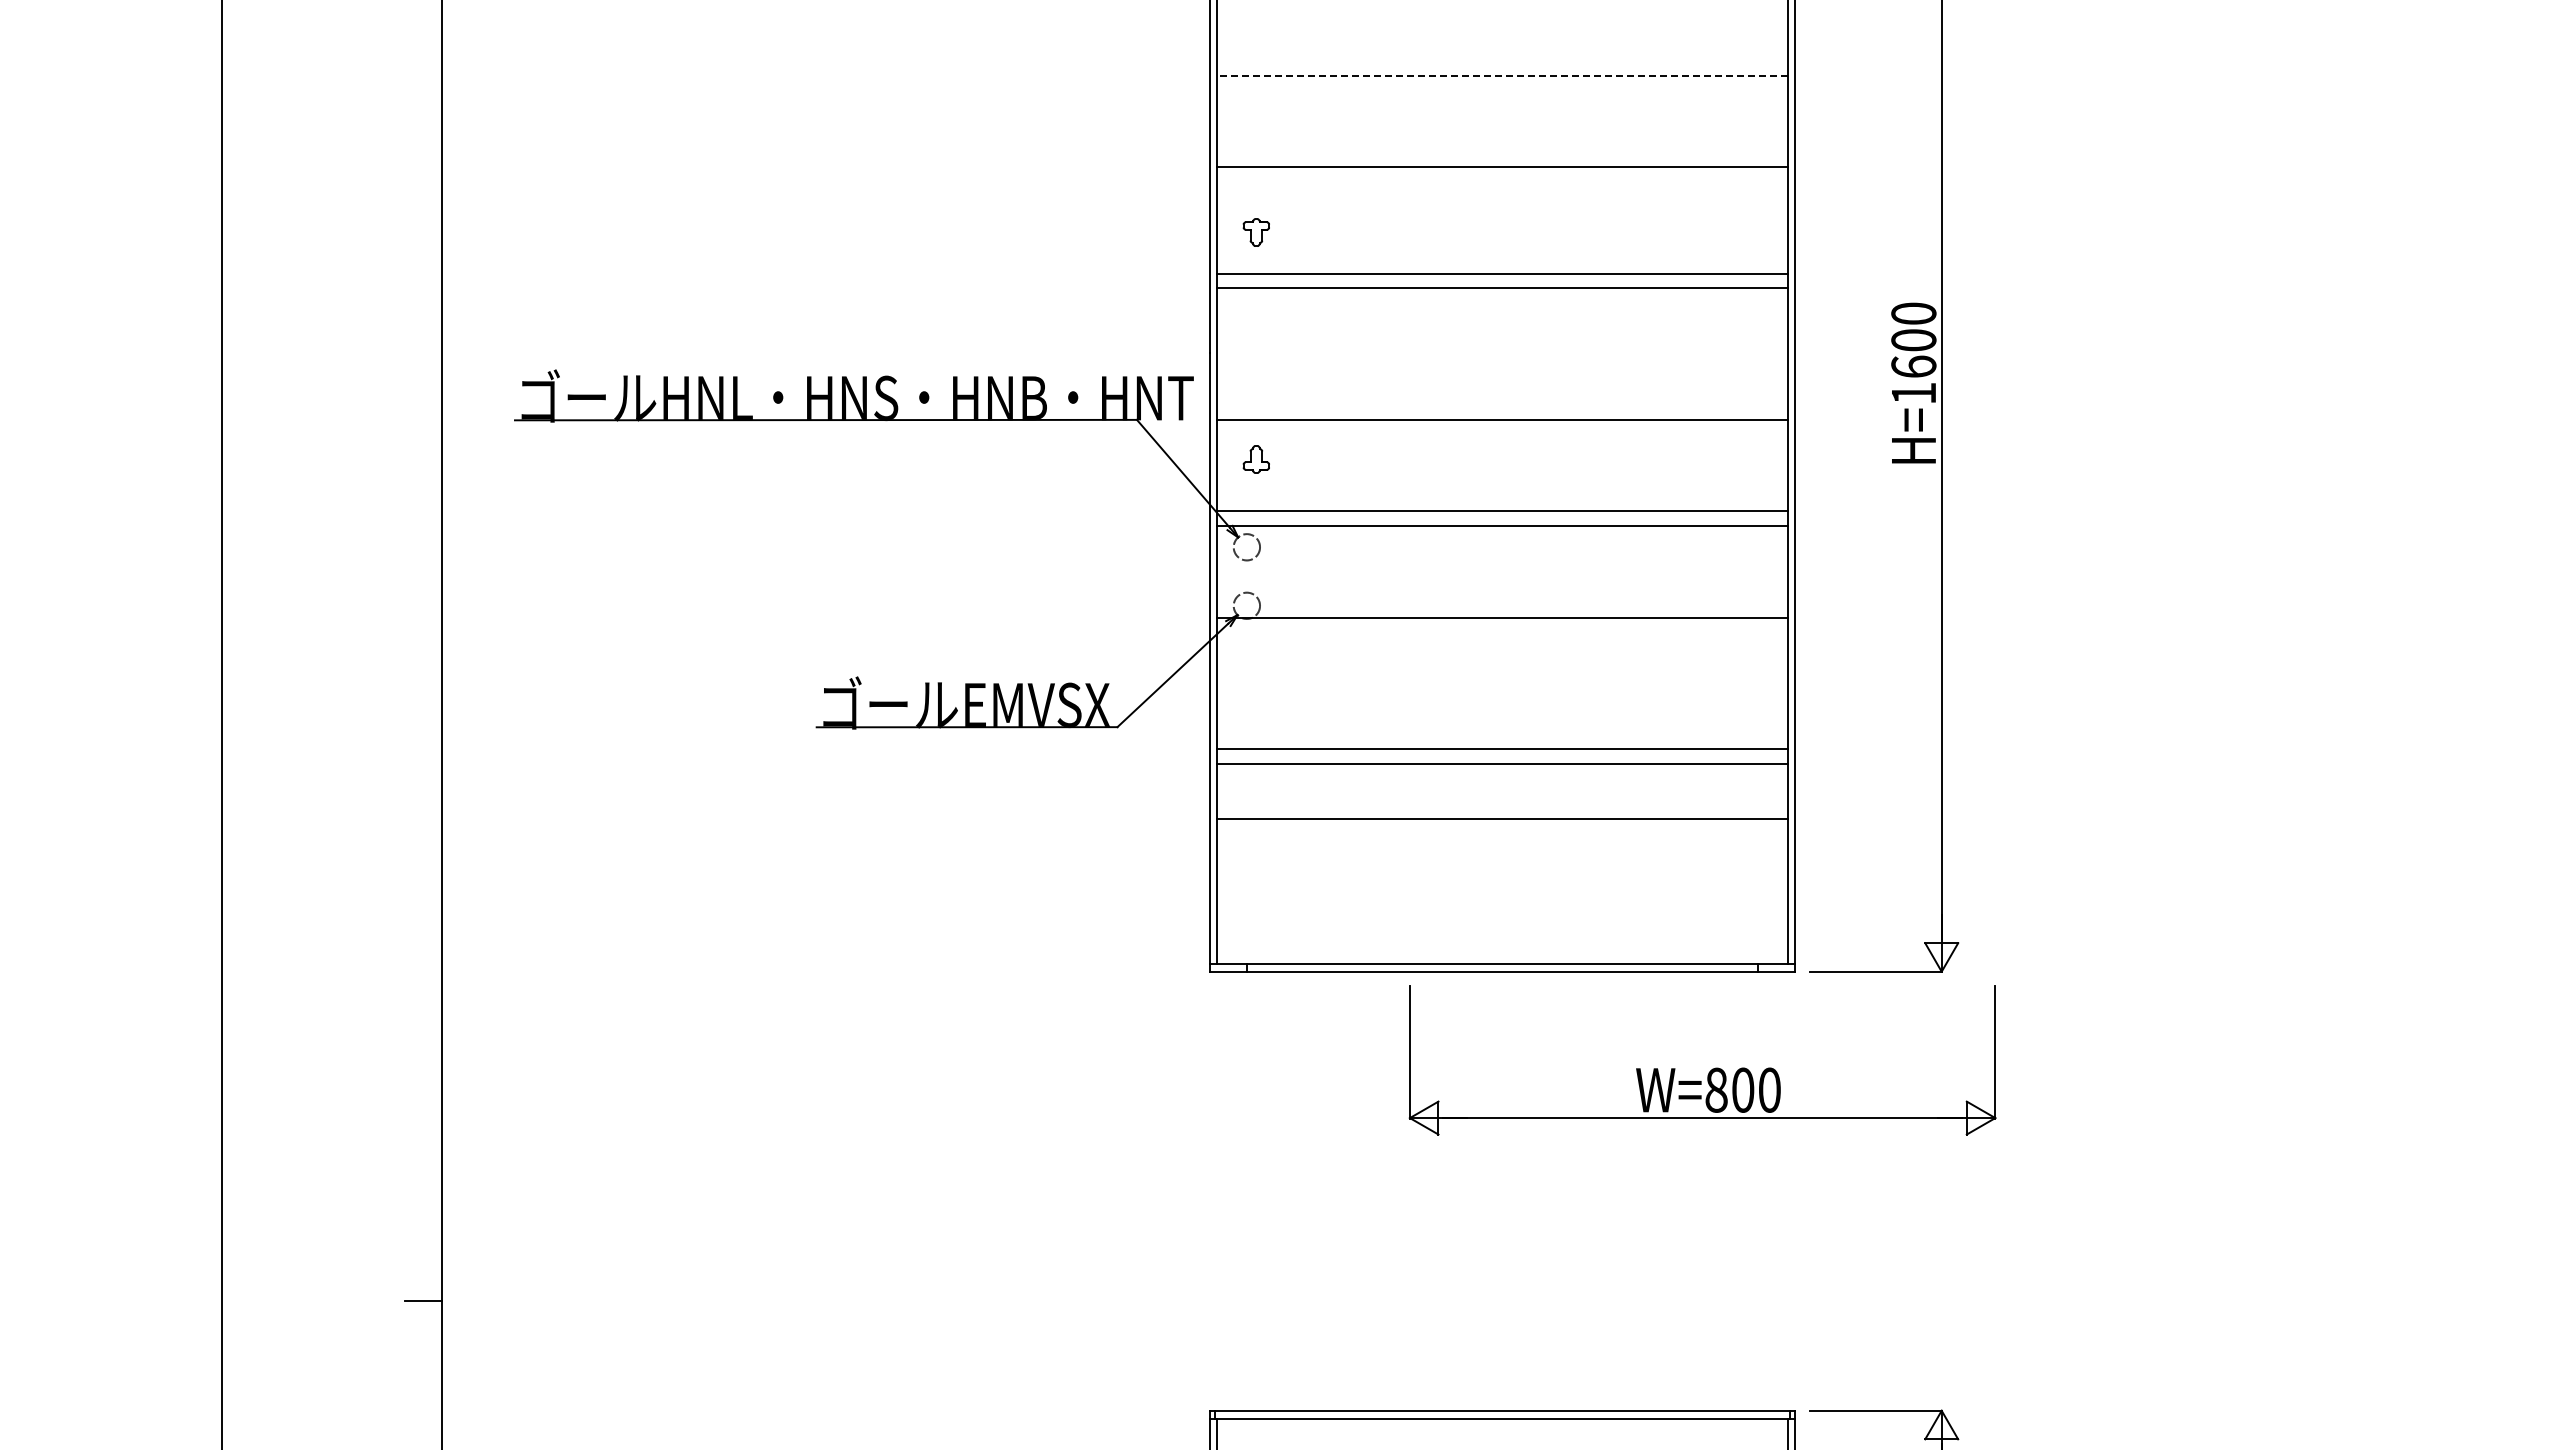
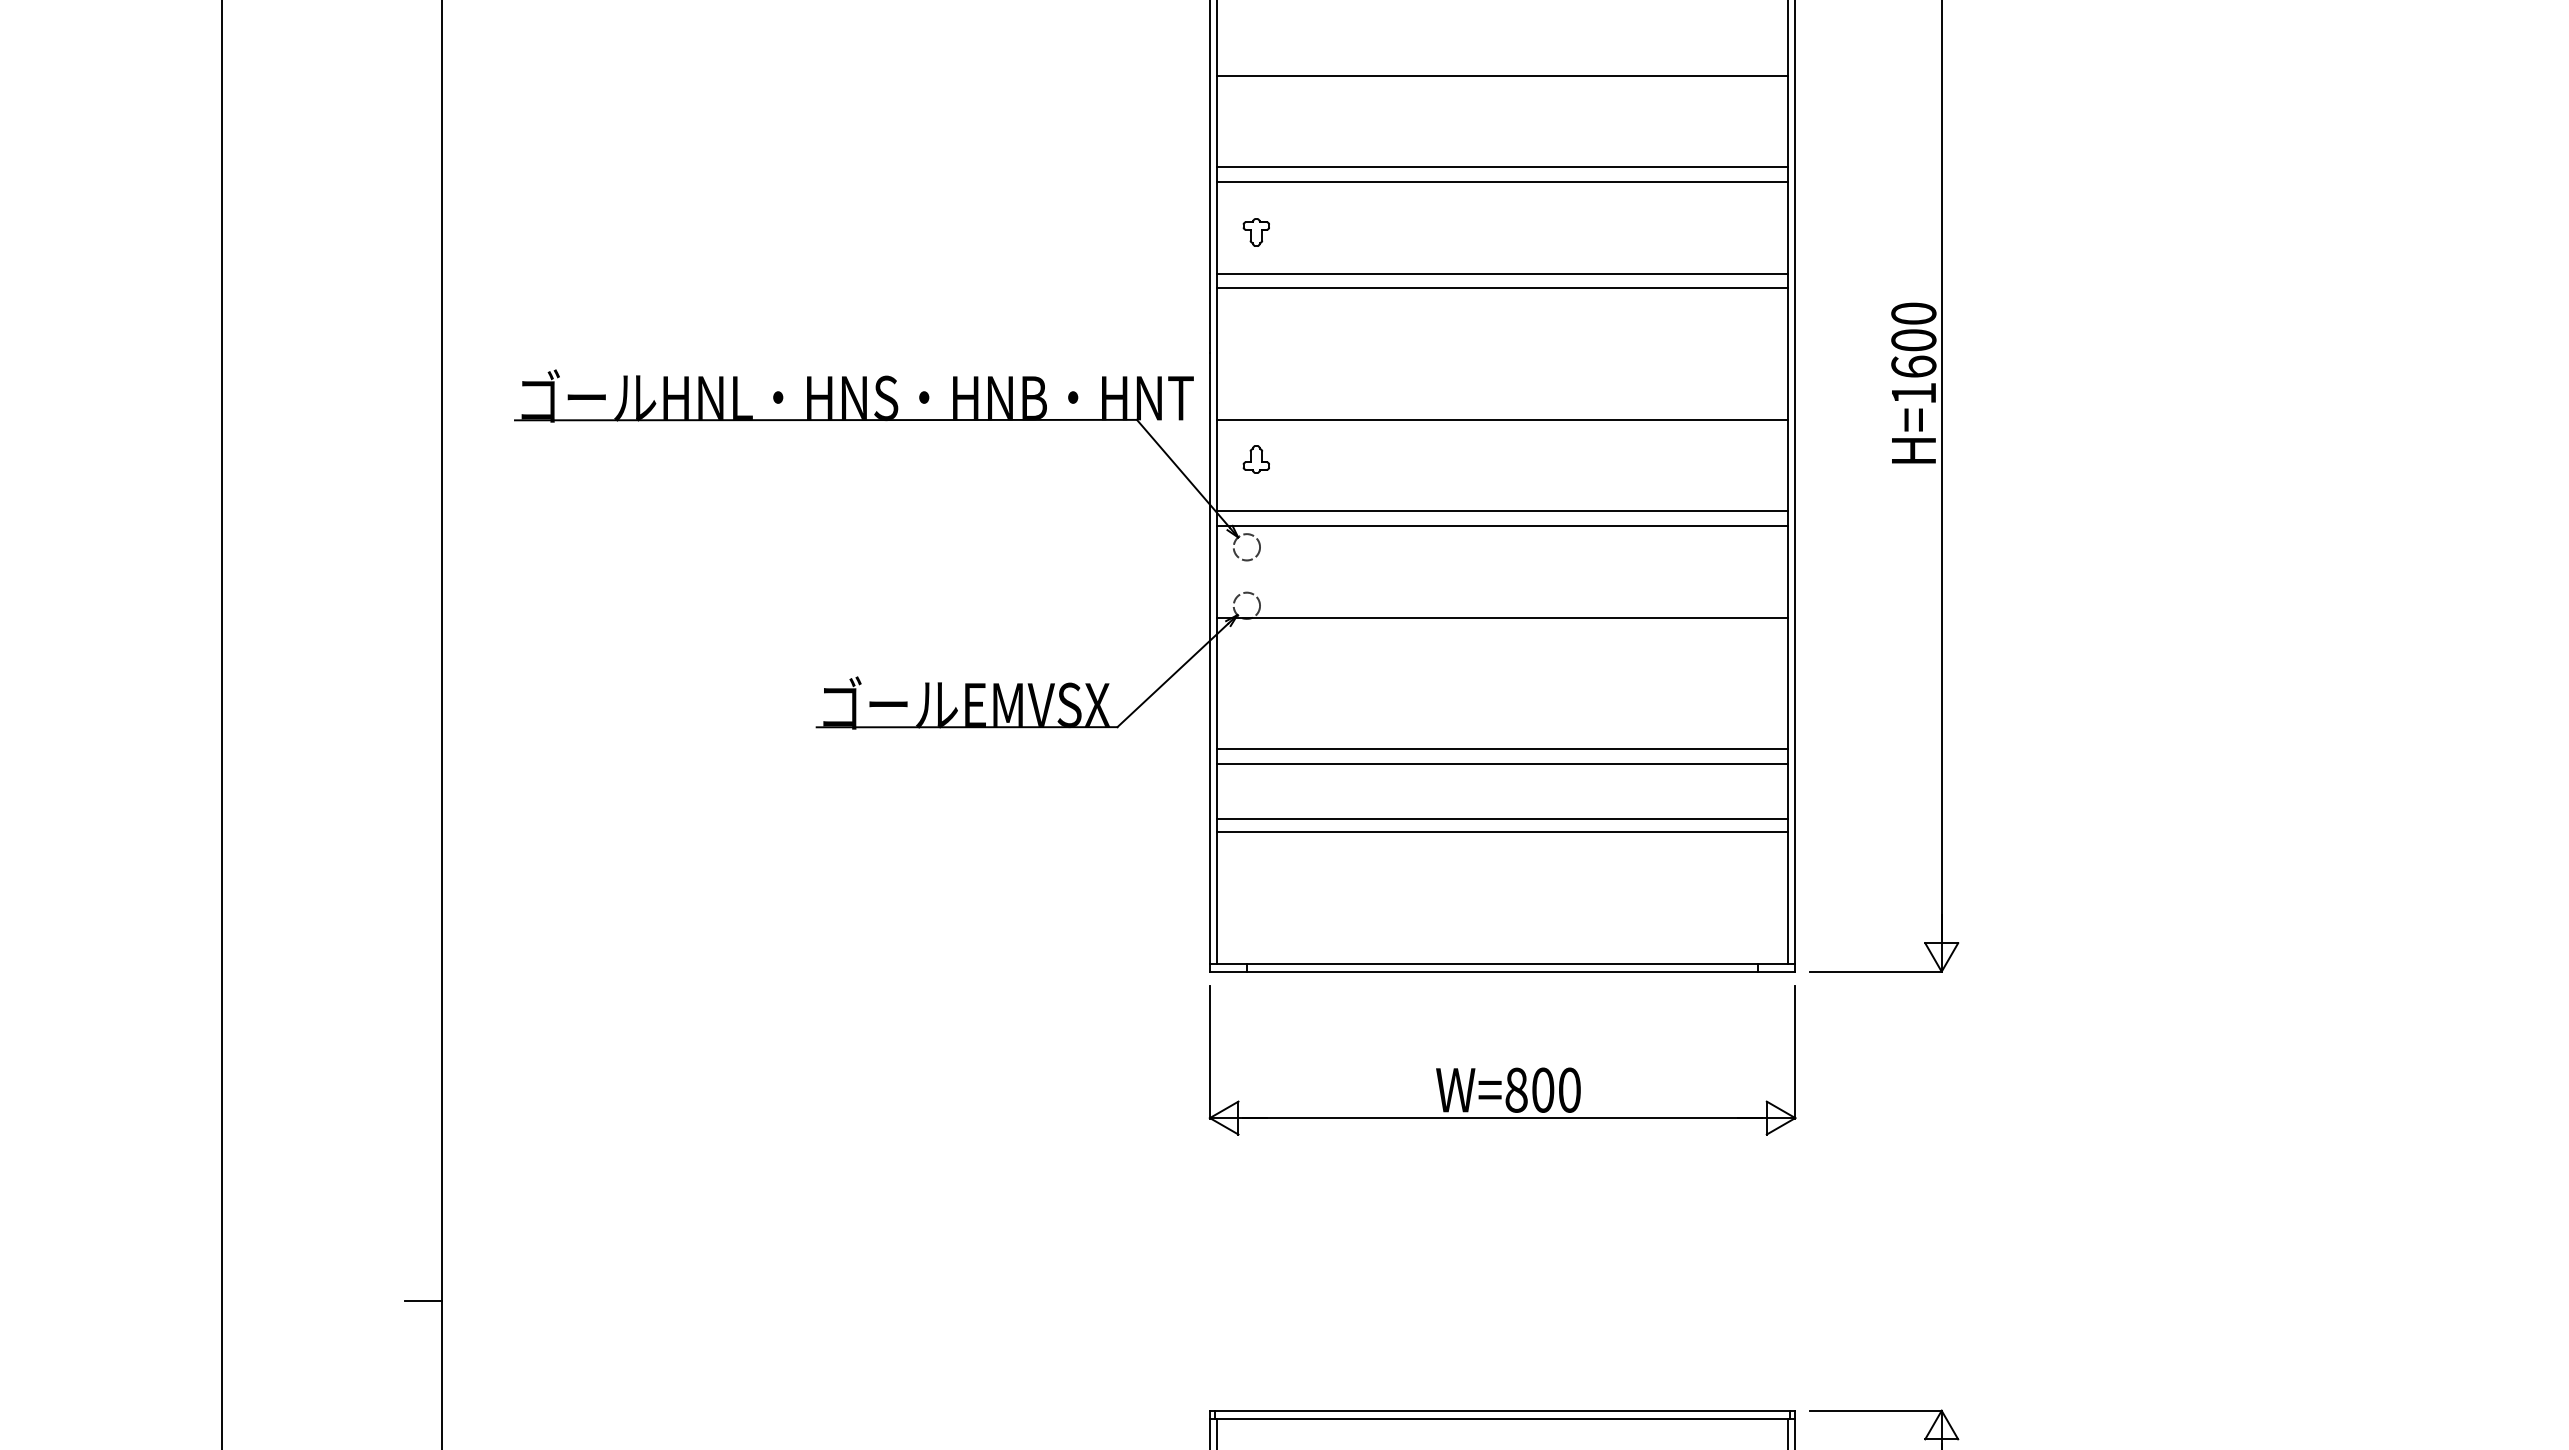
line: dashed -> solid (1502, 76)
line: none -> present (1502, 182)
line: none -> present (1502, 831)
part position: (1711, 1069) -> (1511, 1069) (1511, 1069)
